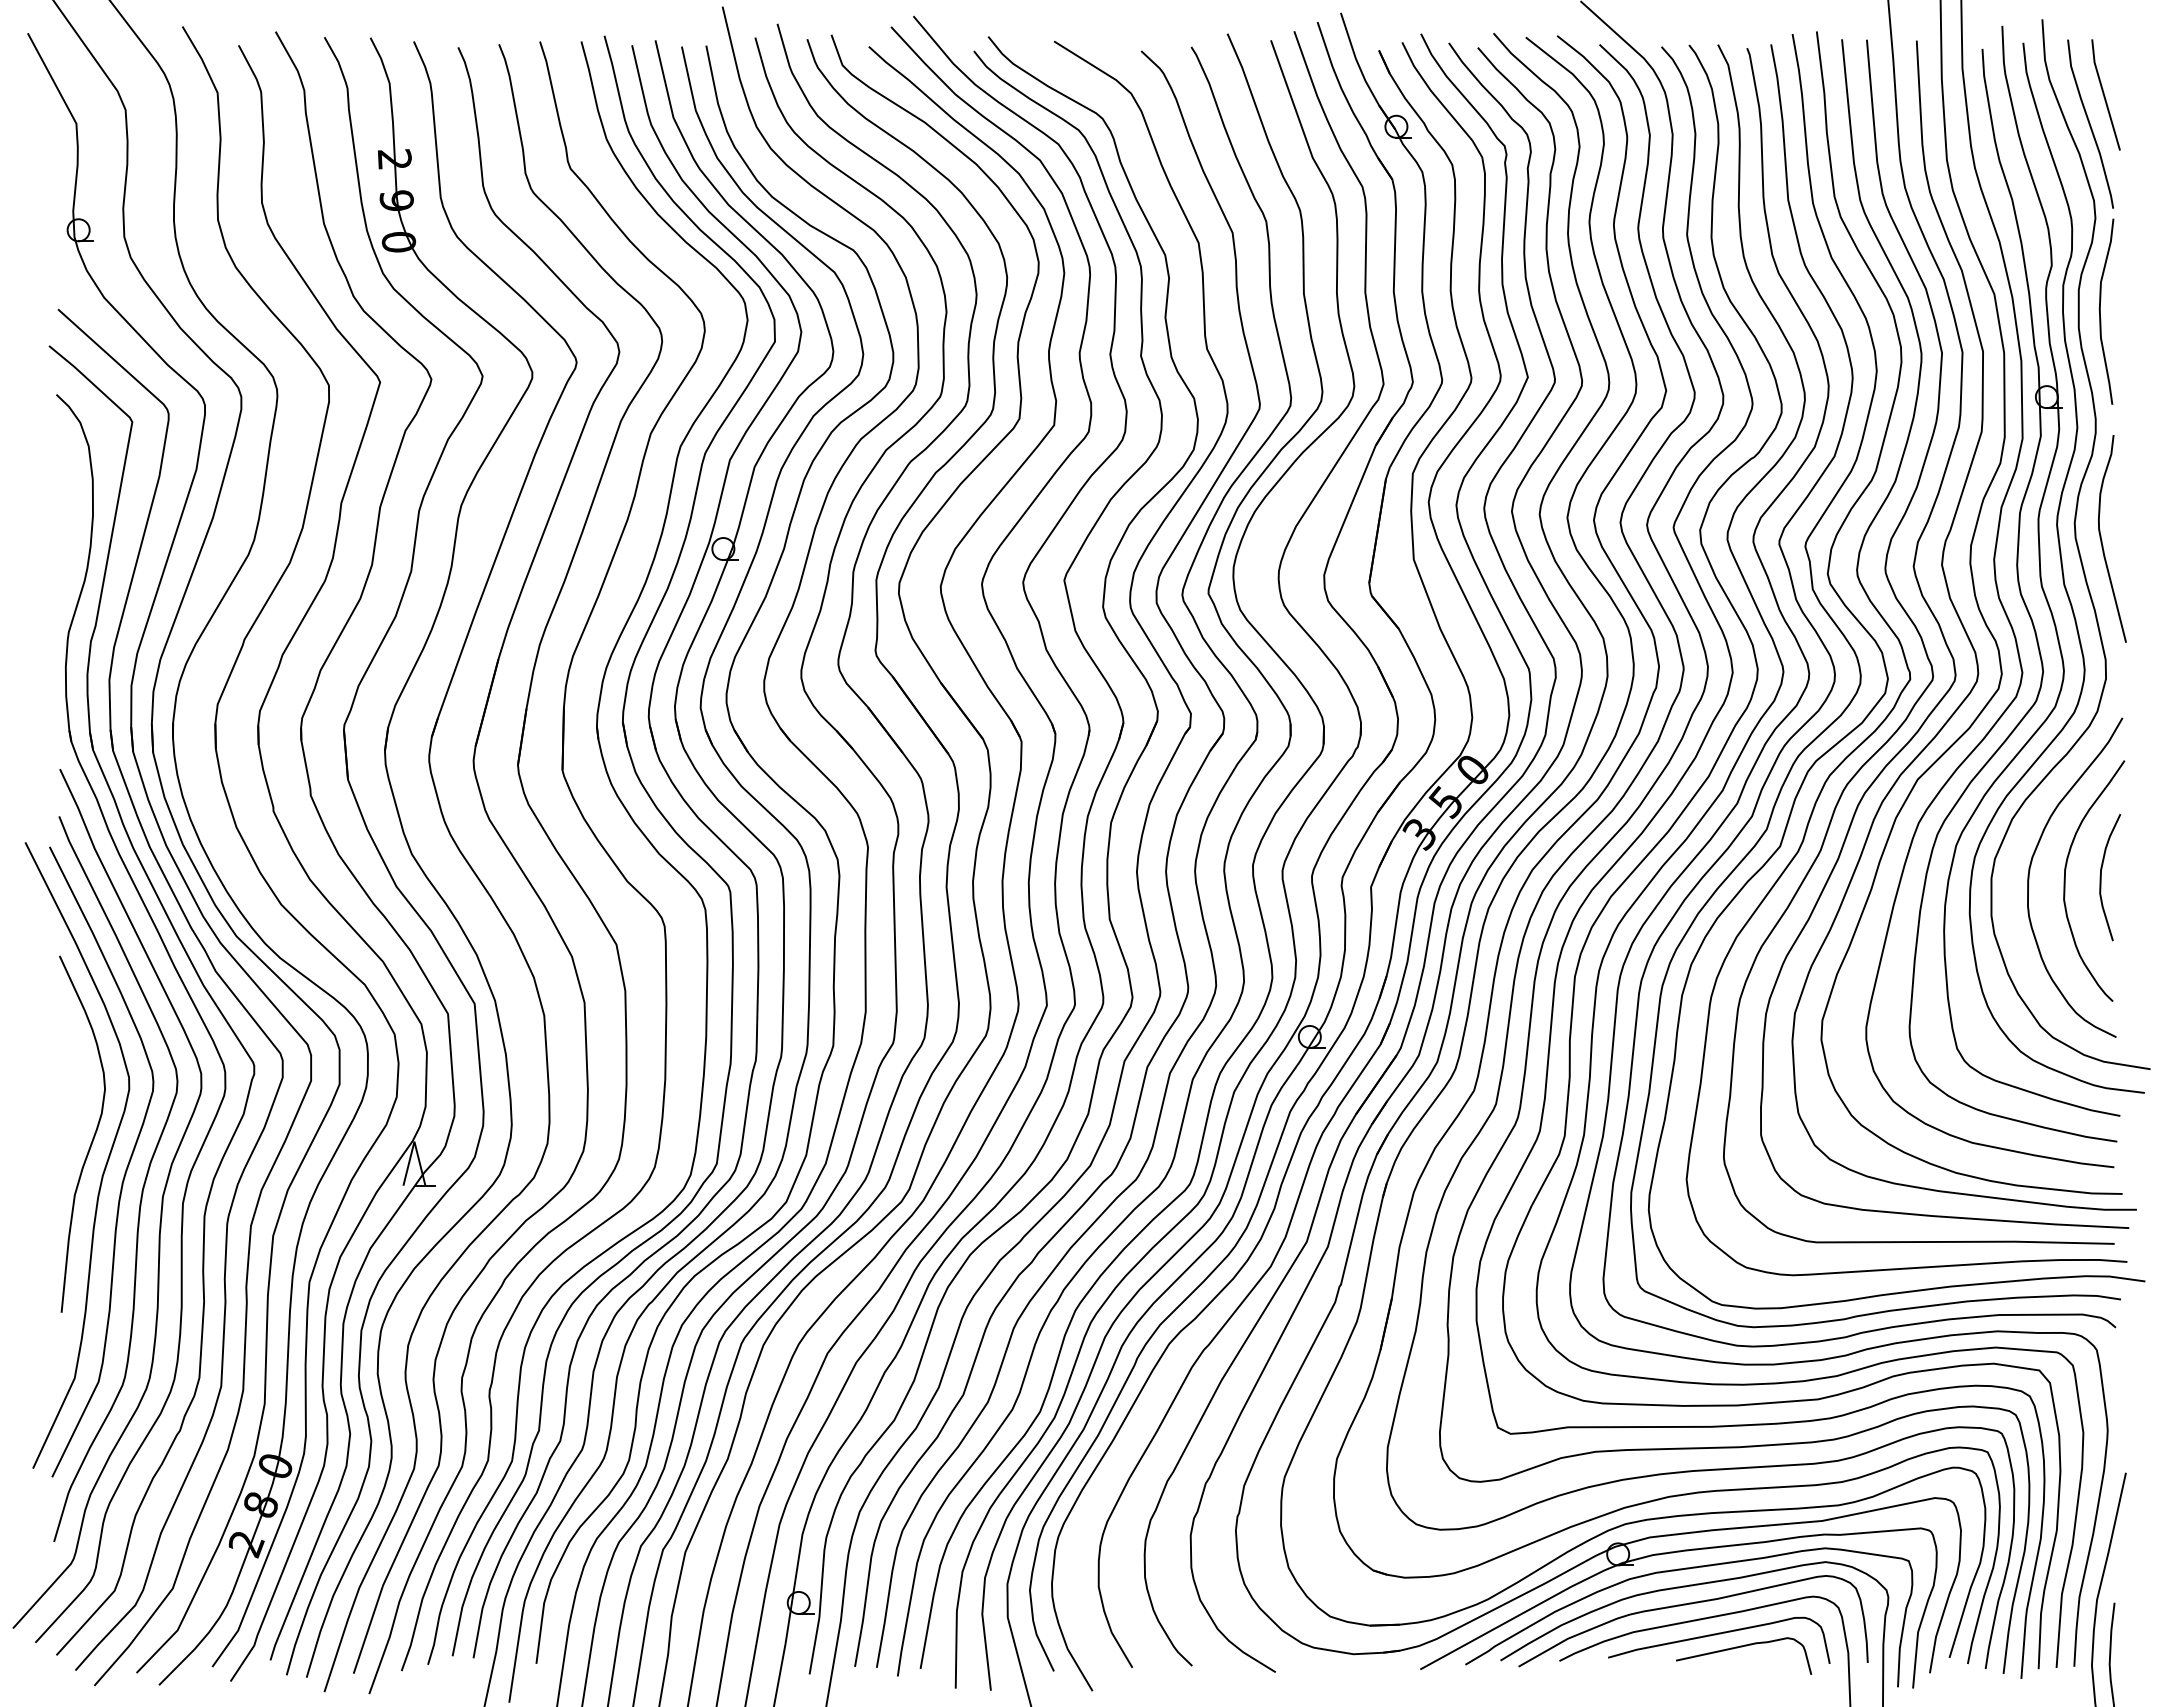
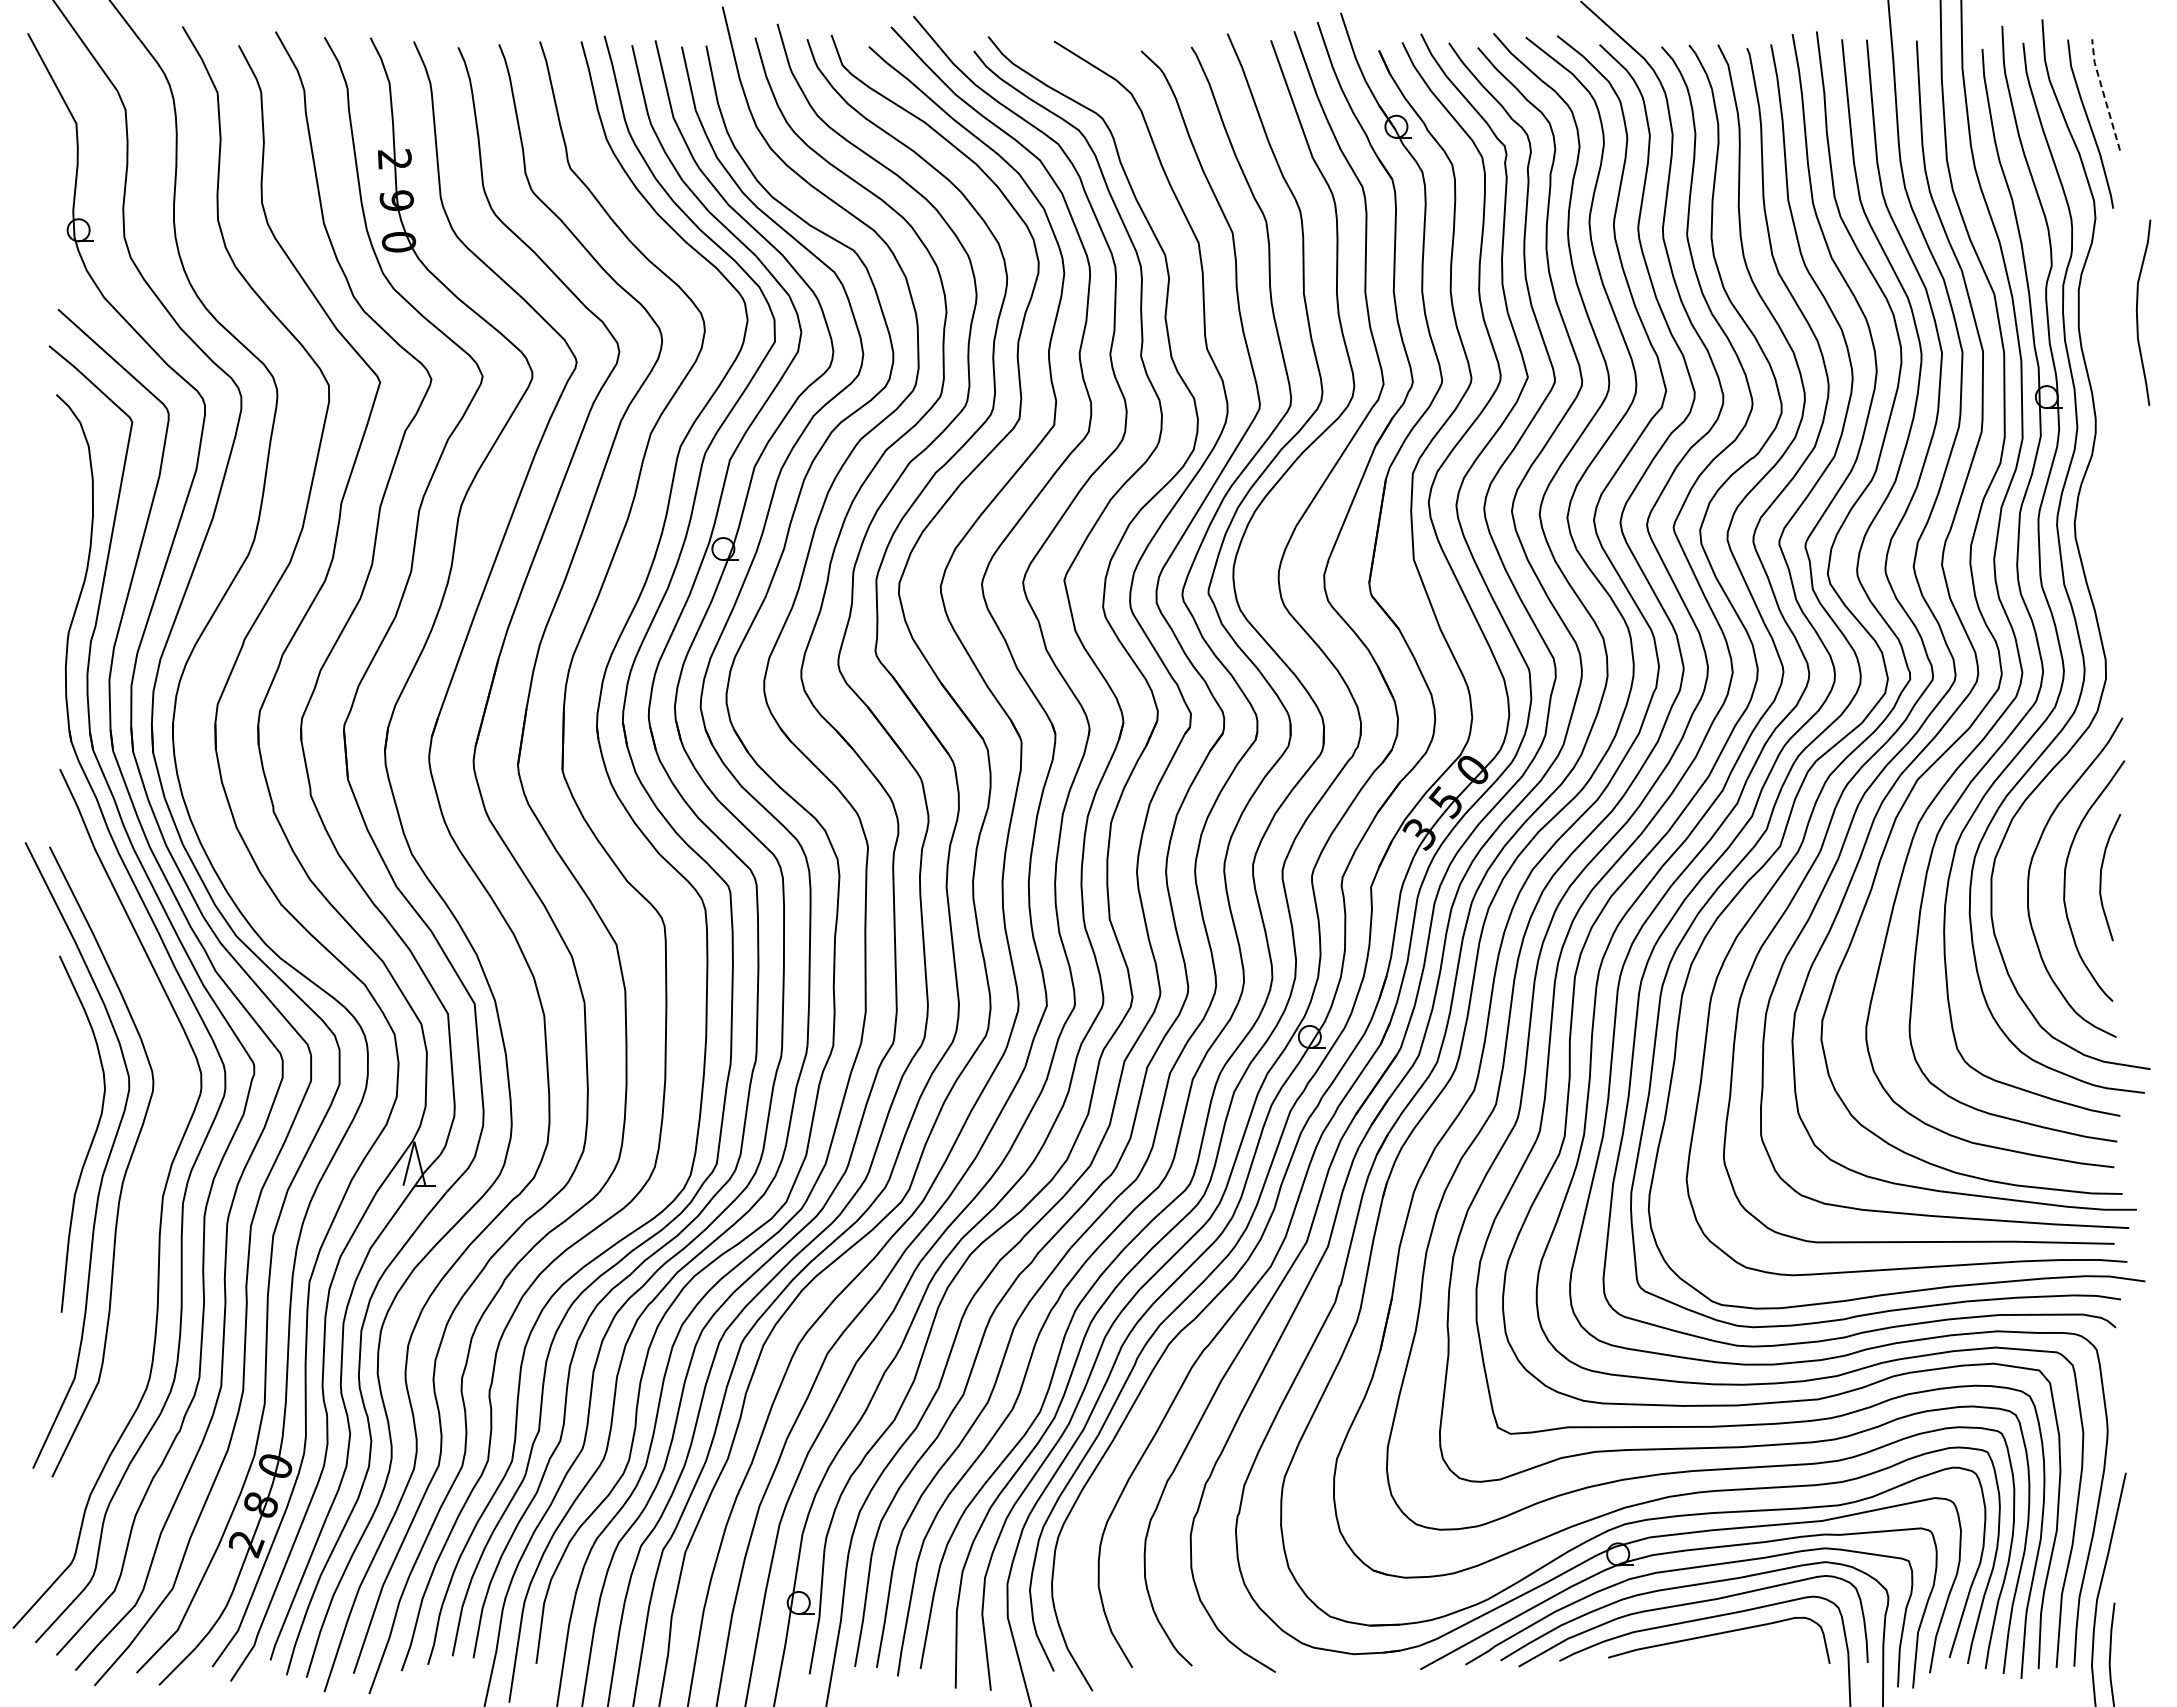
line: solid -> dashed (2103, 94)
curve position: (2100, 311) -> (2137, 312) (2137, 312)
curve: present -> none (2102, 540)
curve: present -> none (142, 1186)
curve: present -> none (1742, 1647)
